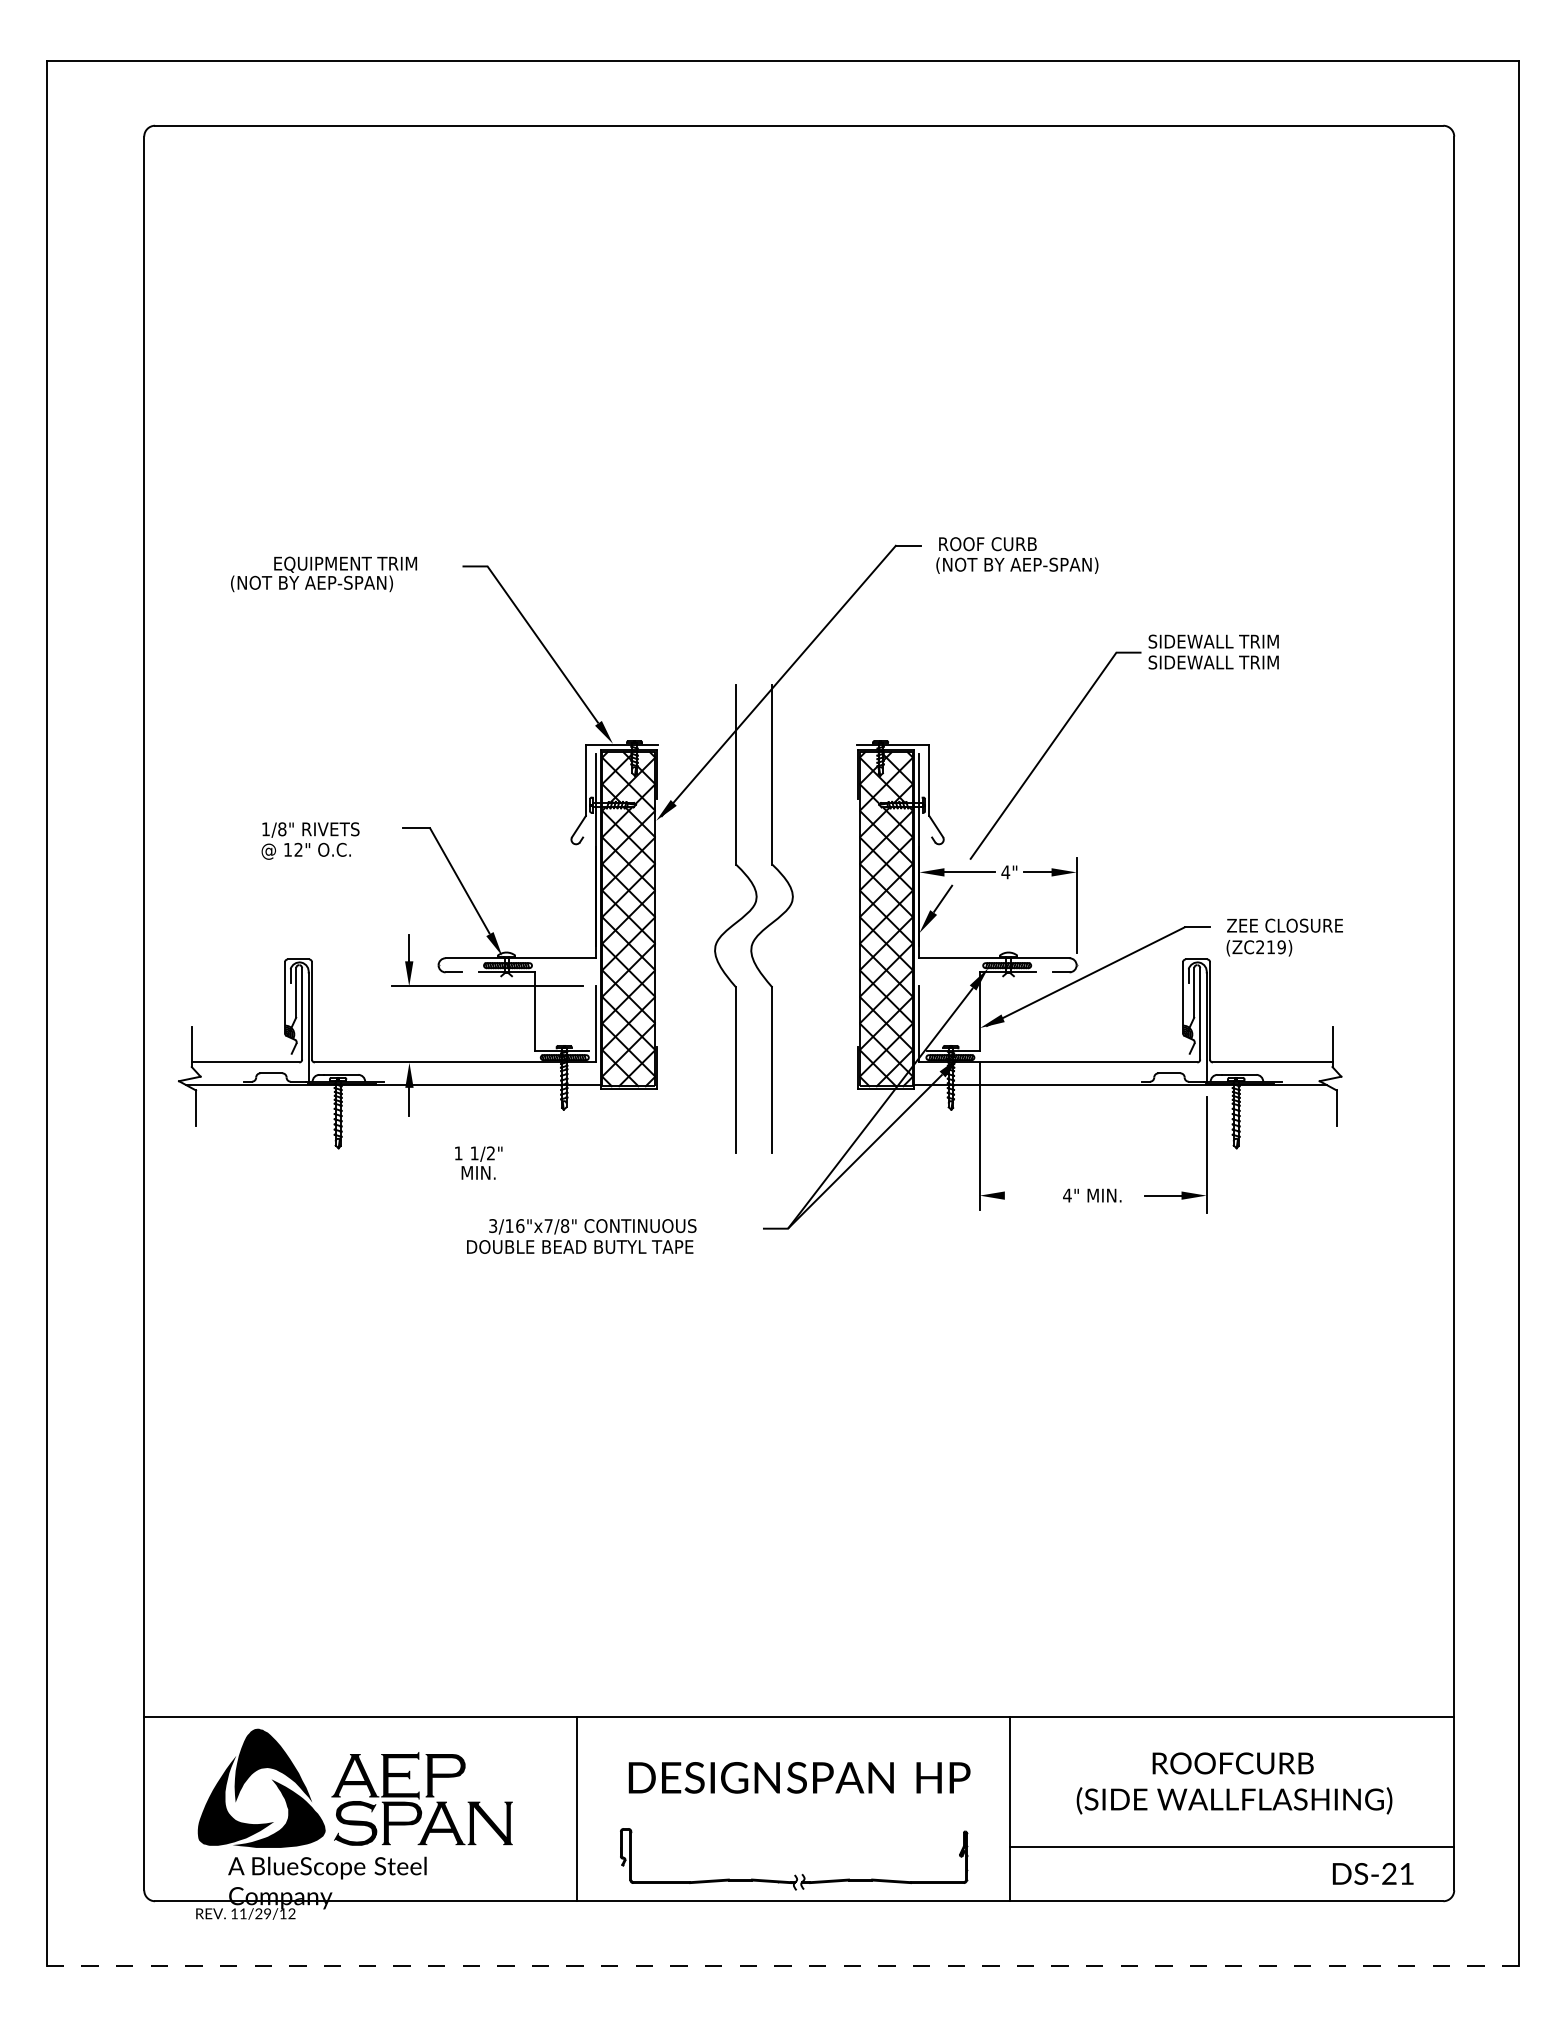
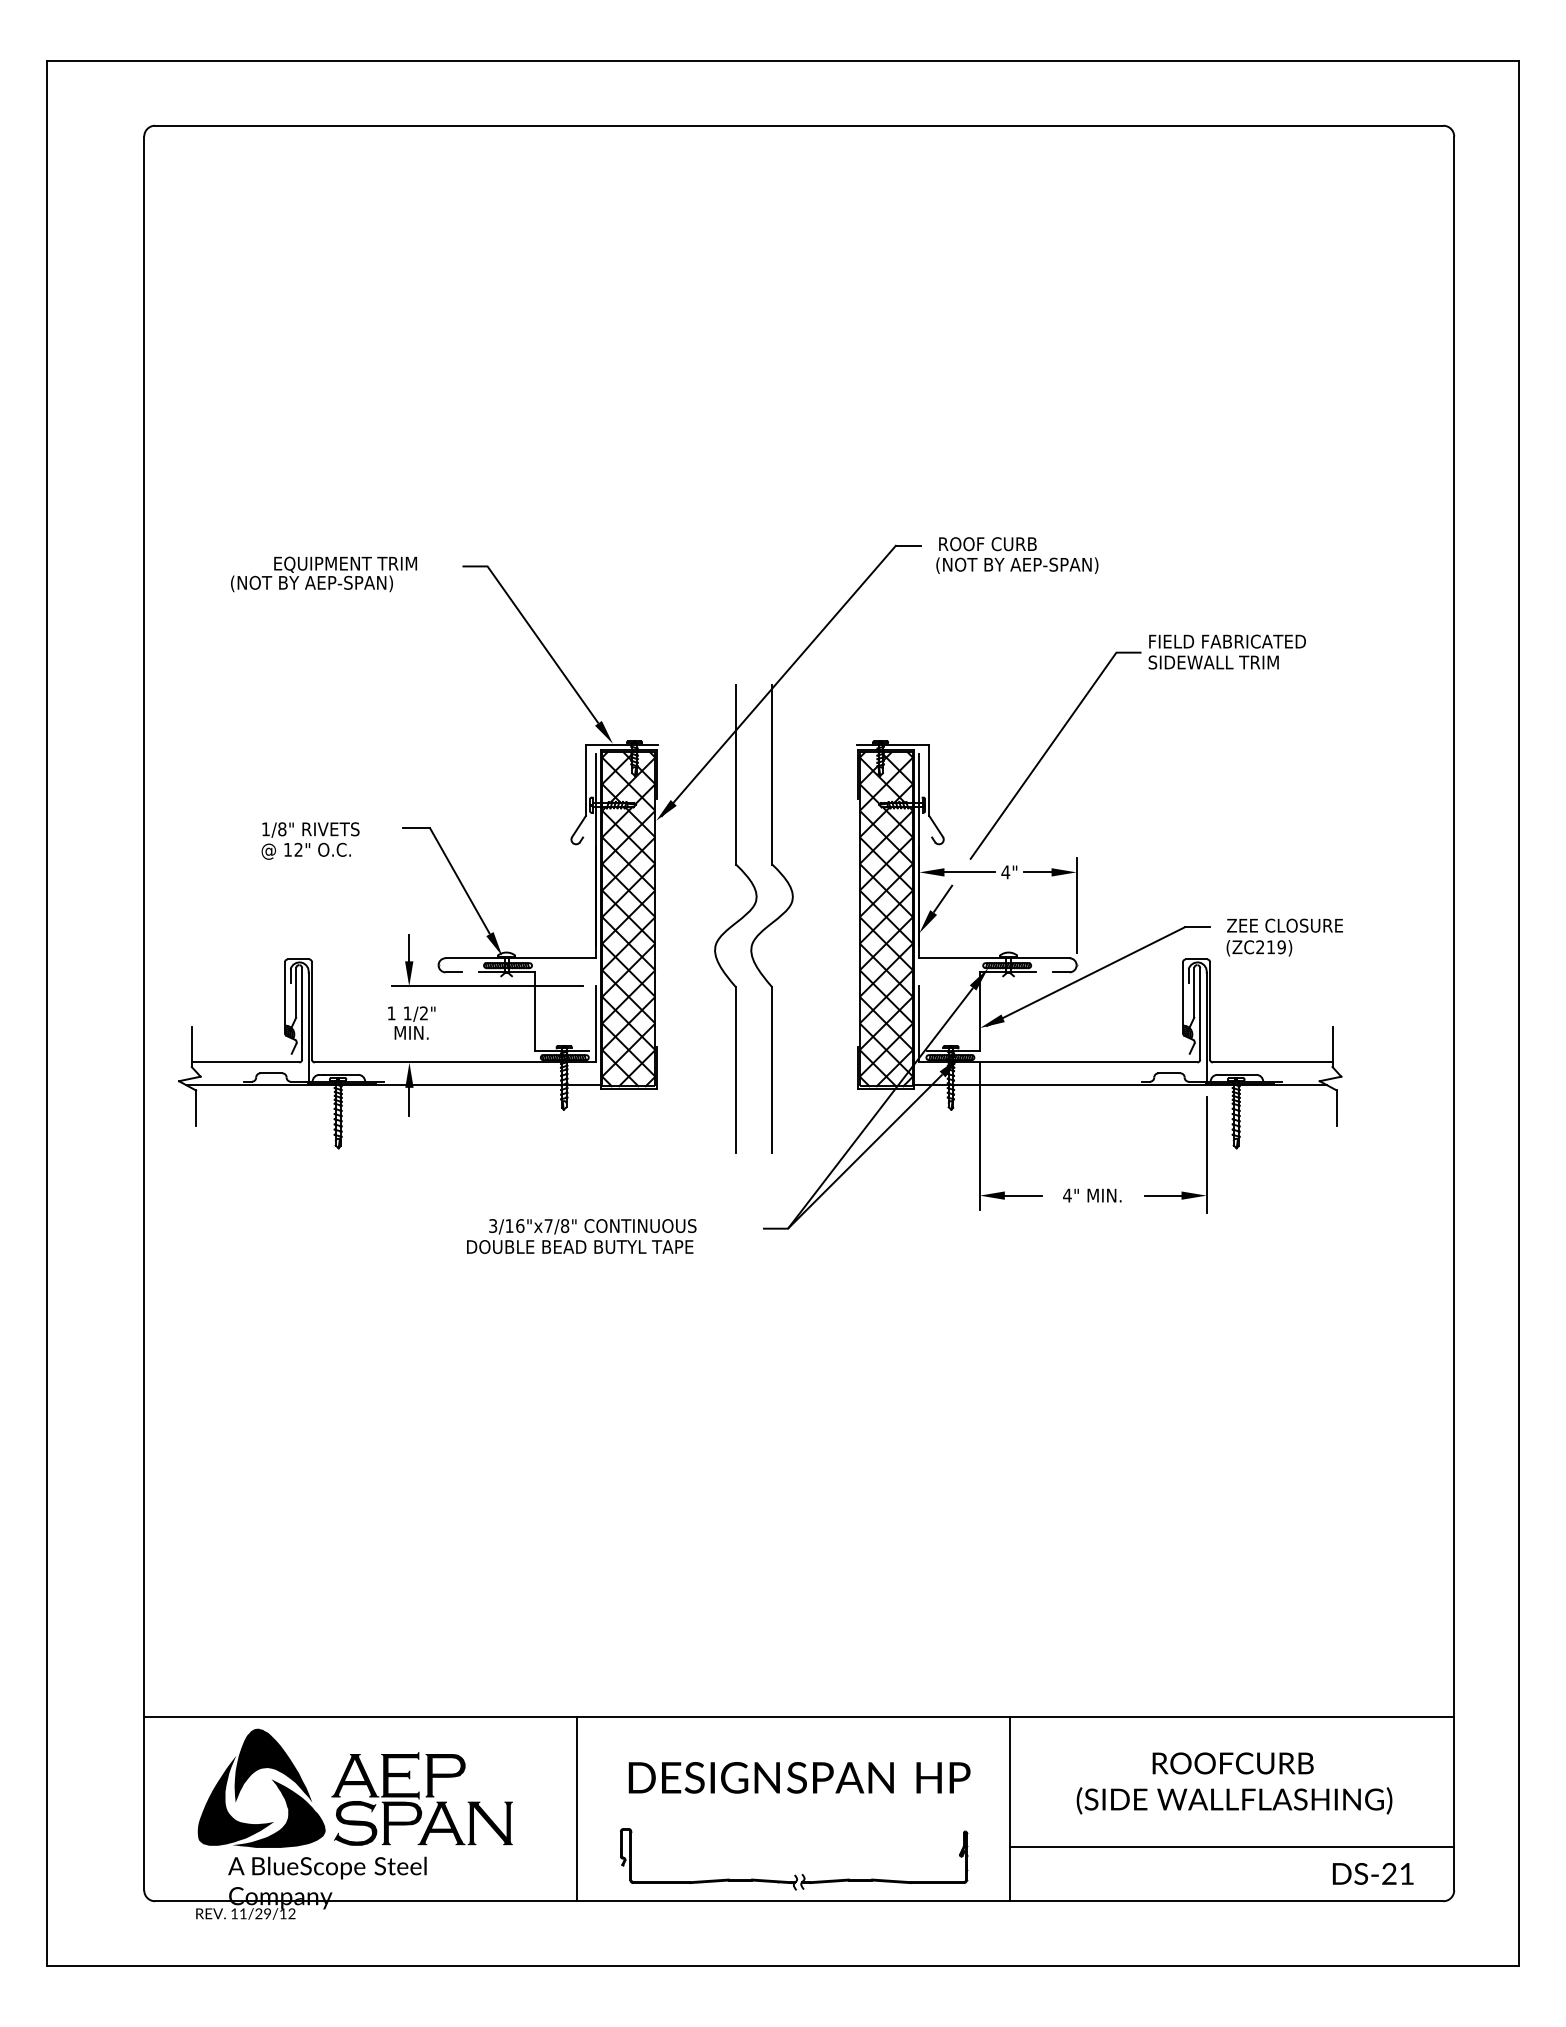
text: SIDEWALL TRIM -> FIELD FABRICATED (1226, 641)
text position: (478, 1162) -> (411, 1022) (411, 1022)
line: none -> present (1023, 1195)
line: dashed -> solid (782, 1966)
